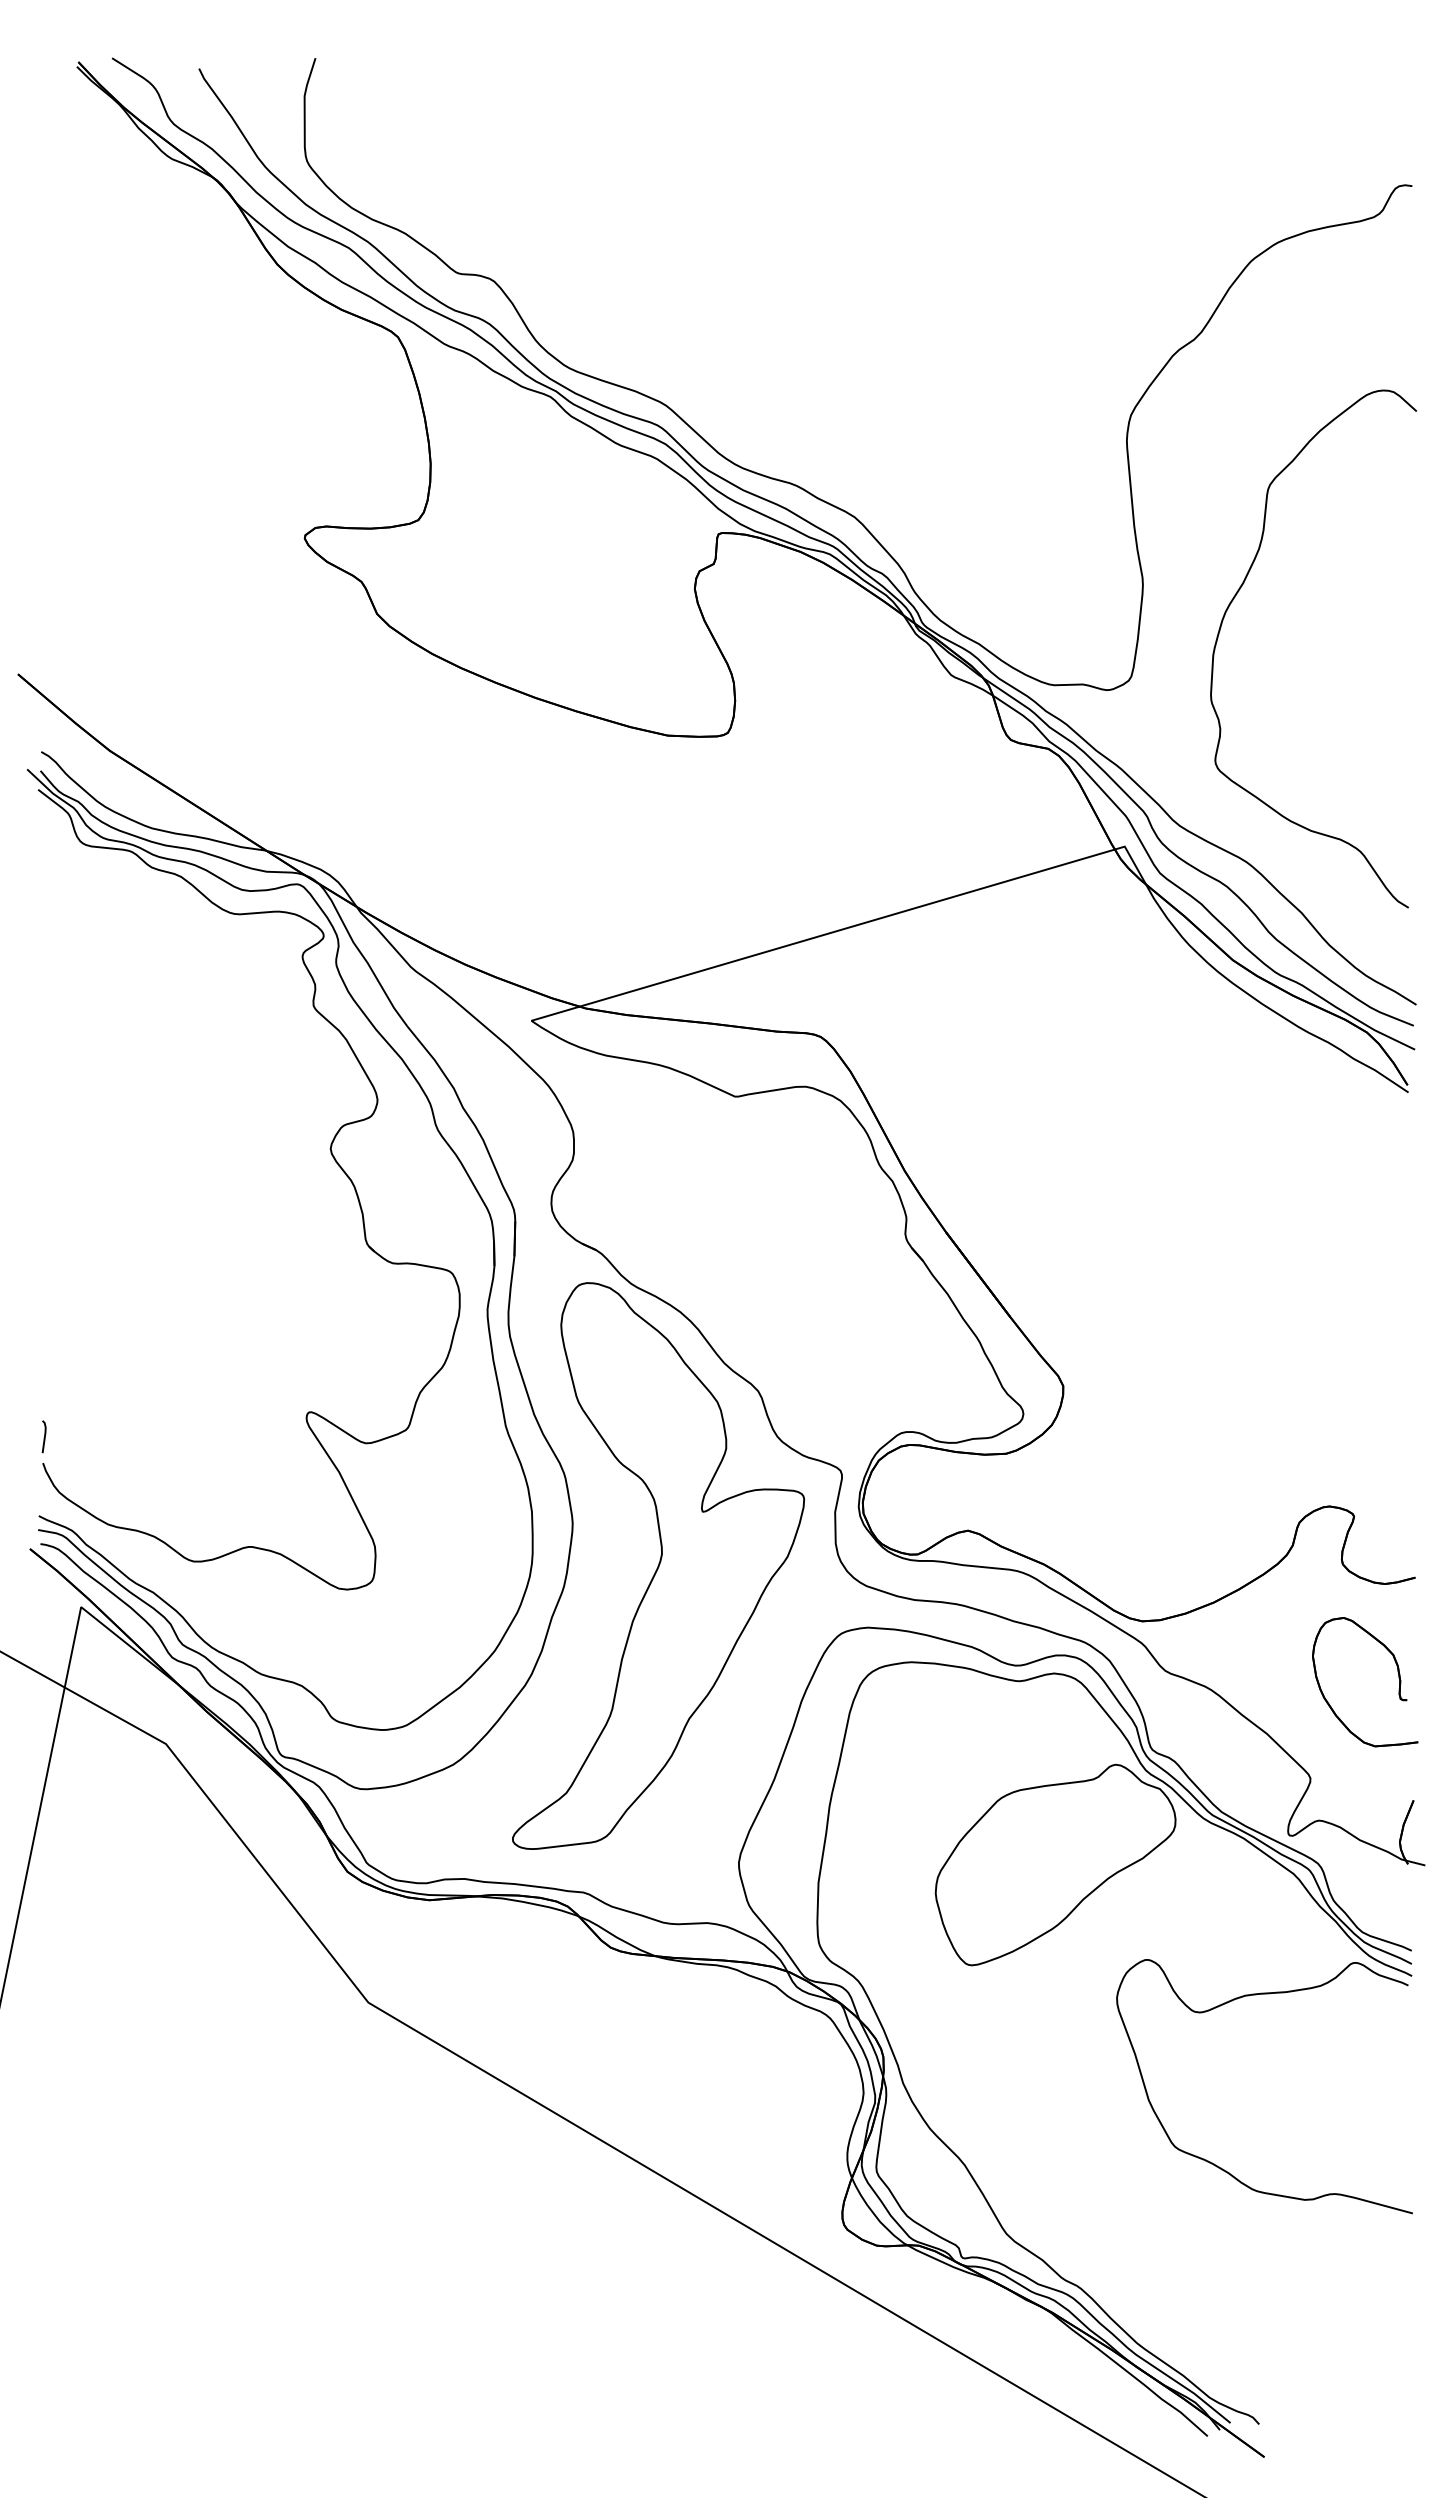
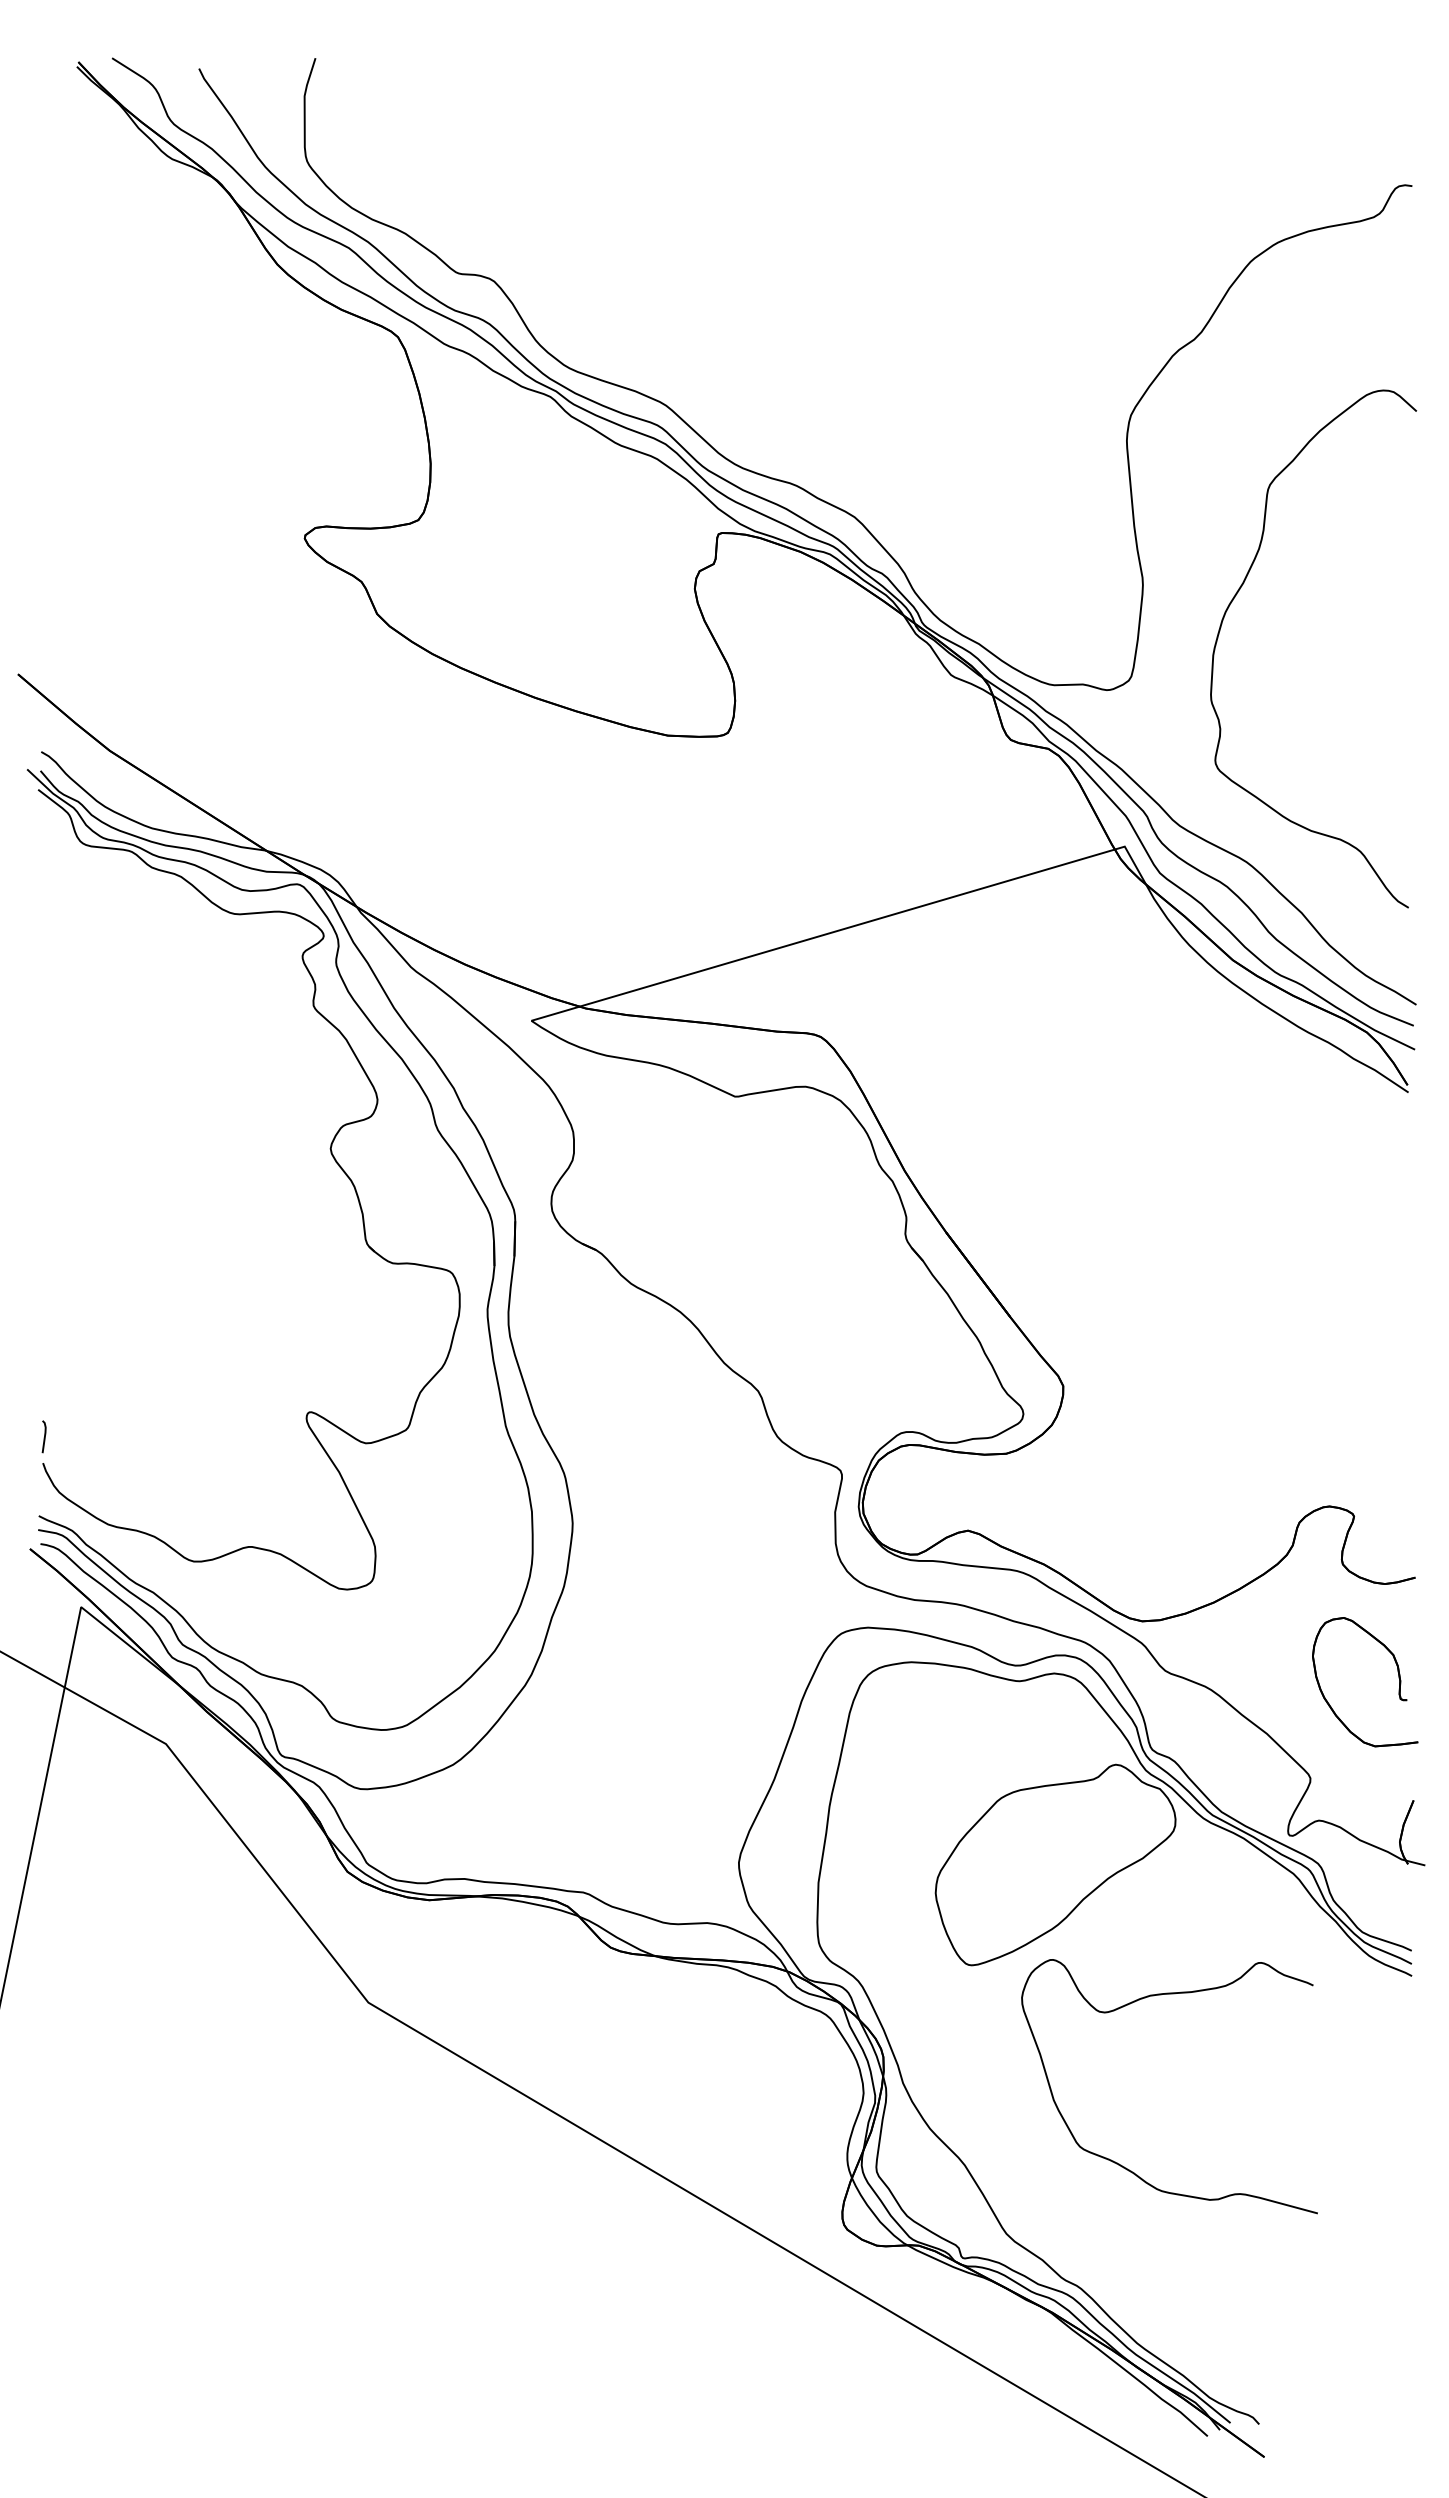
part: present -> none (658, 1565)
curve position: (1223, 2005) -> (1128, 2005) (1128, 2005)
